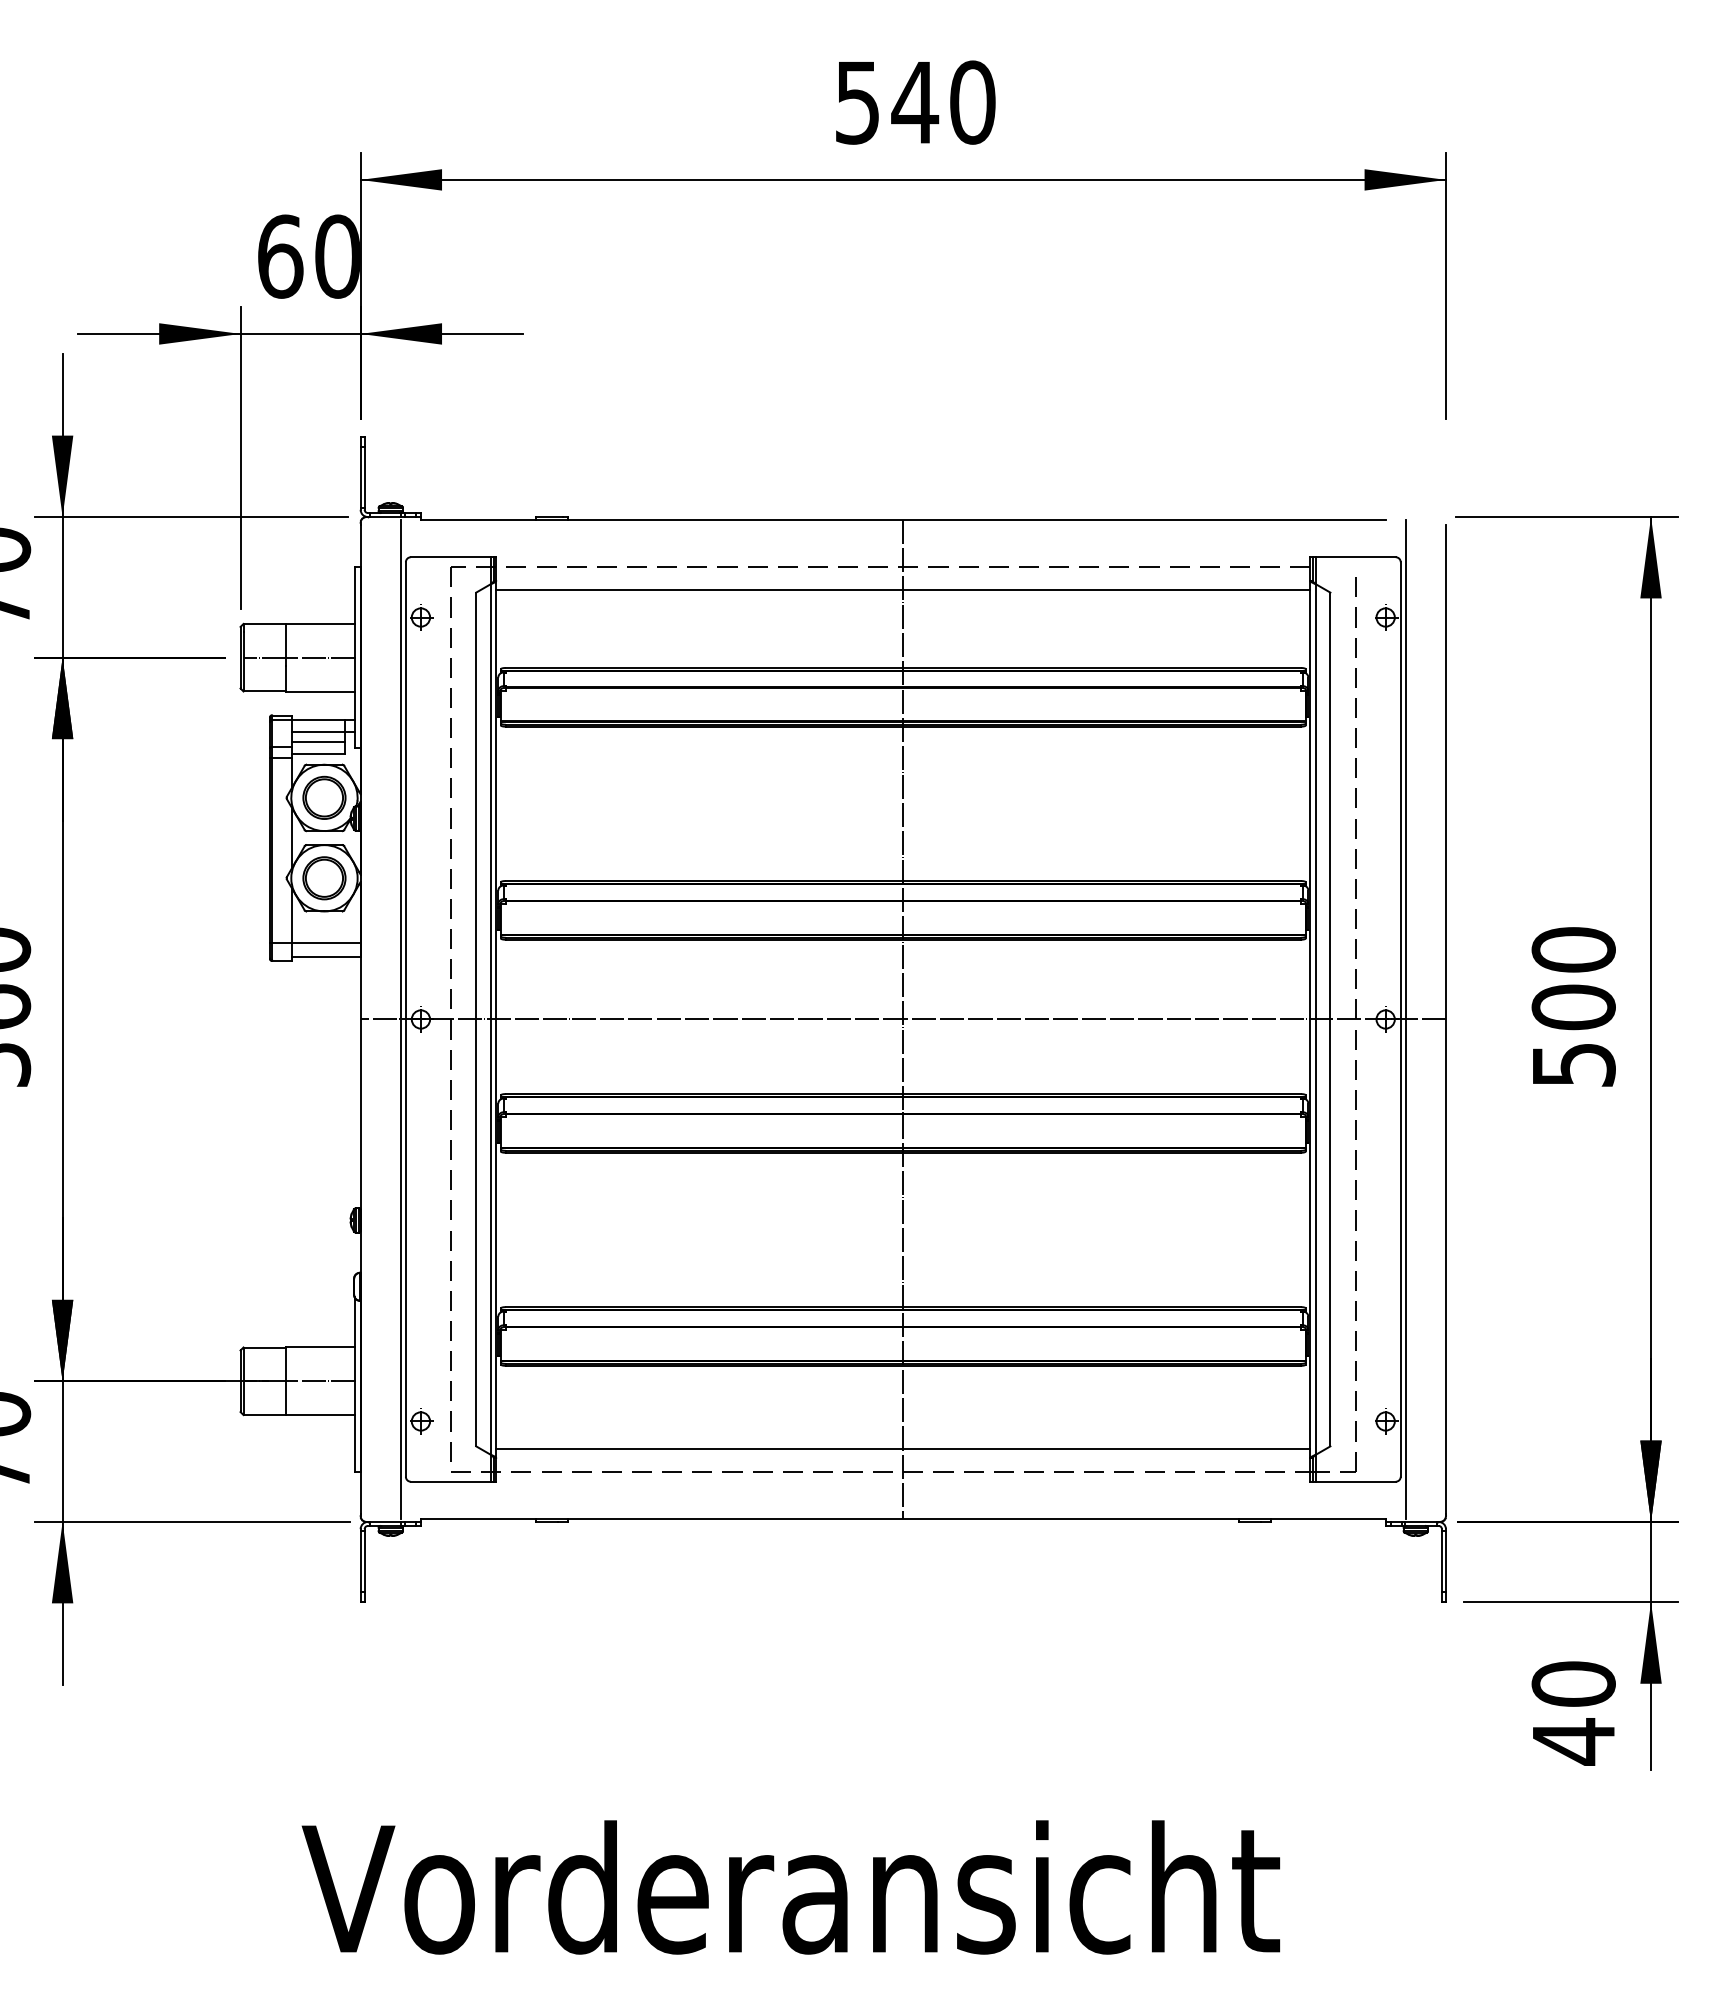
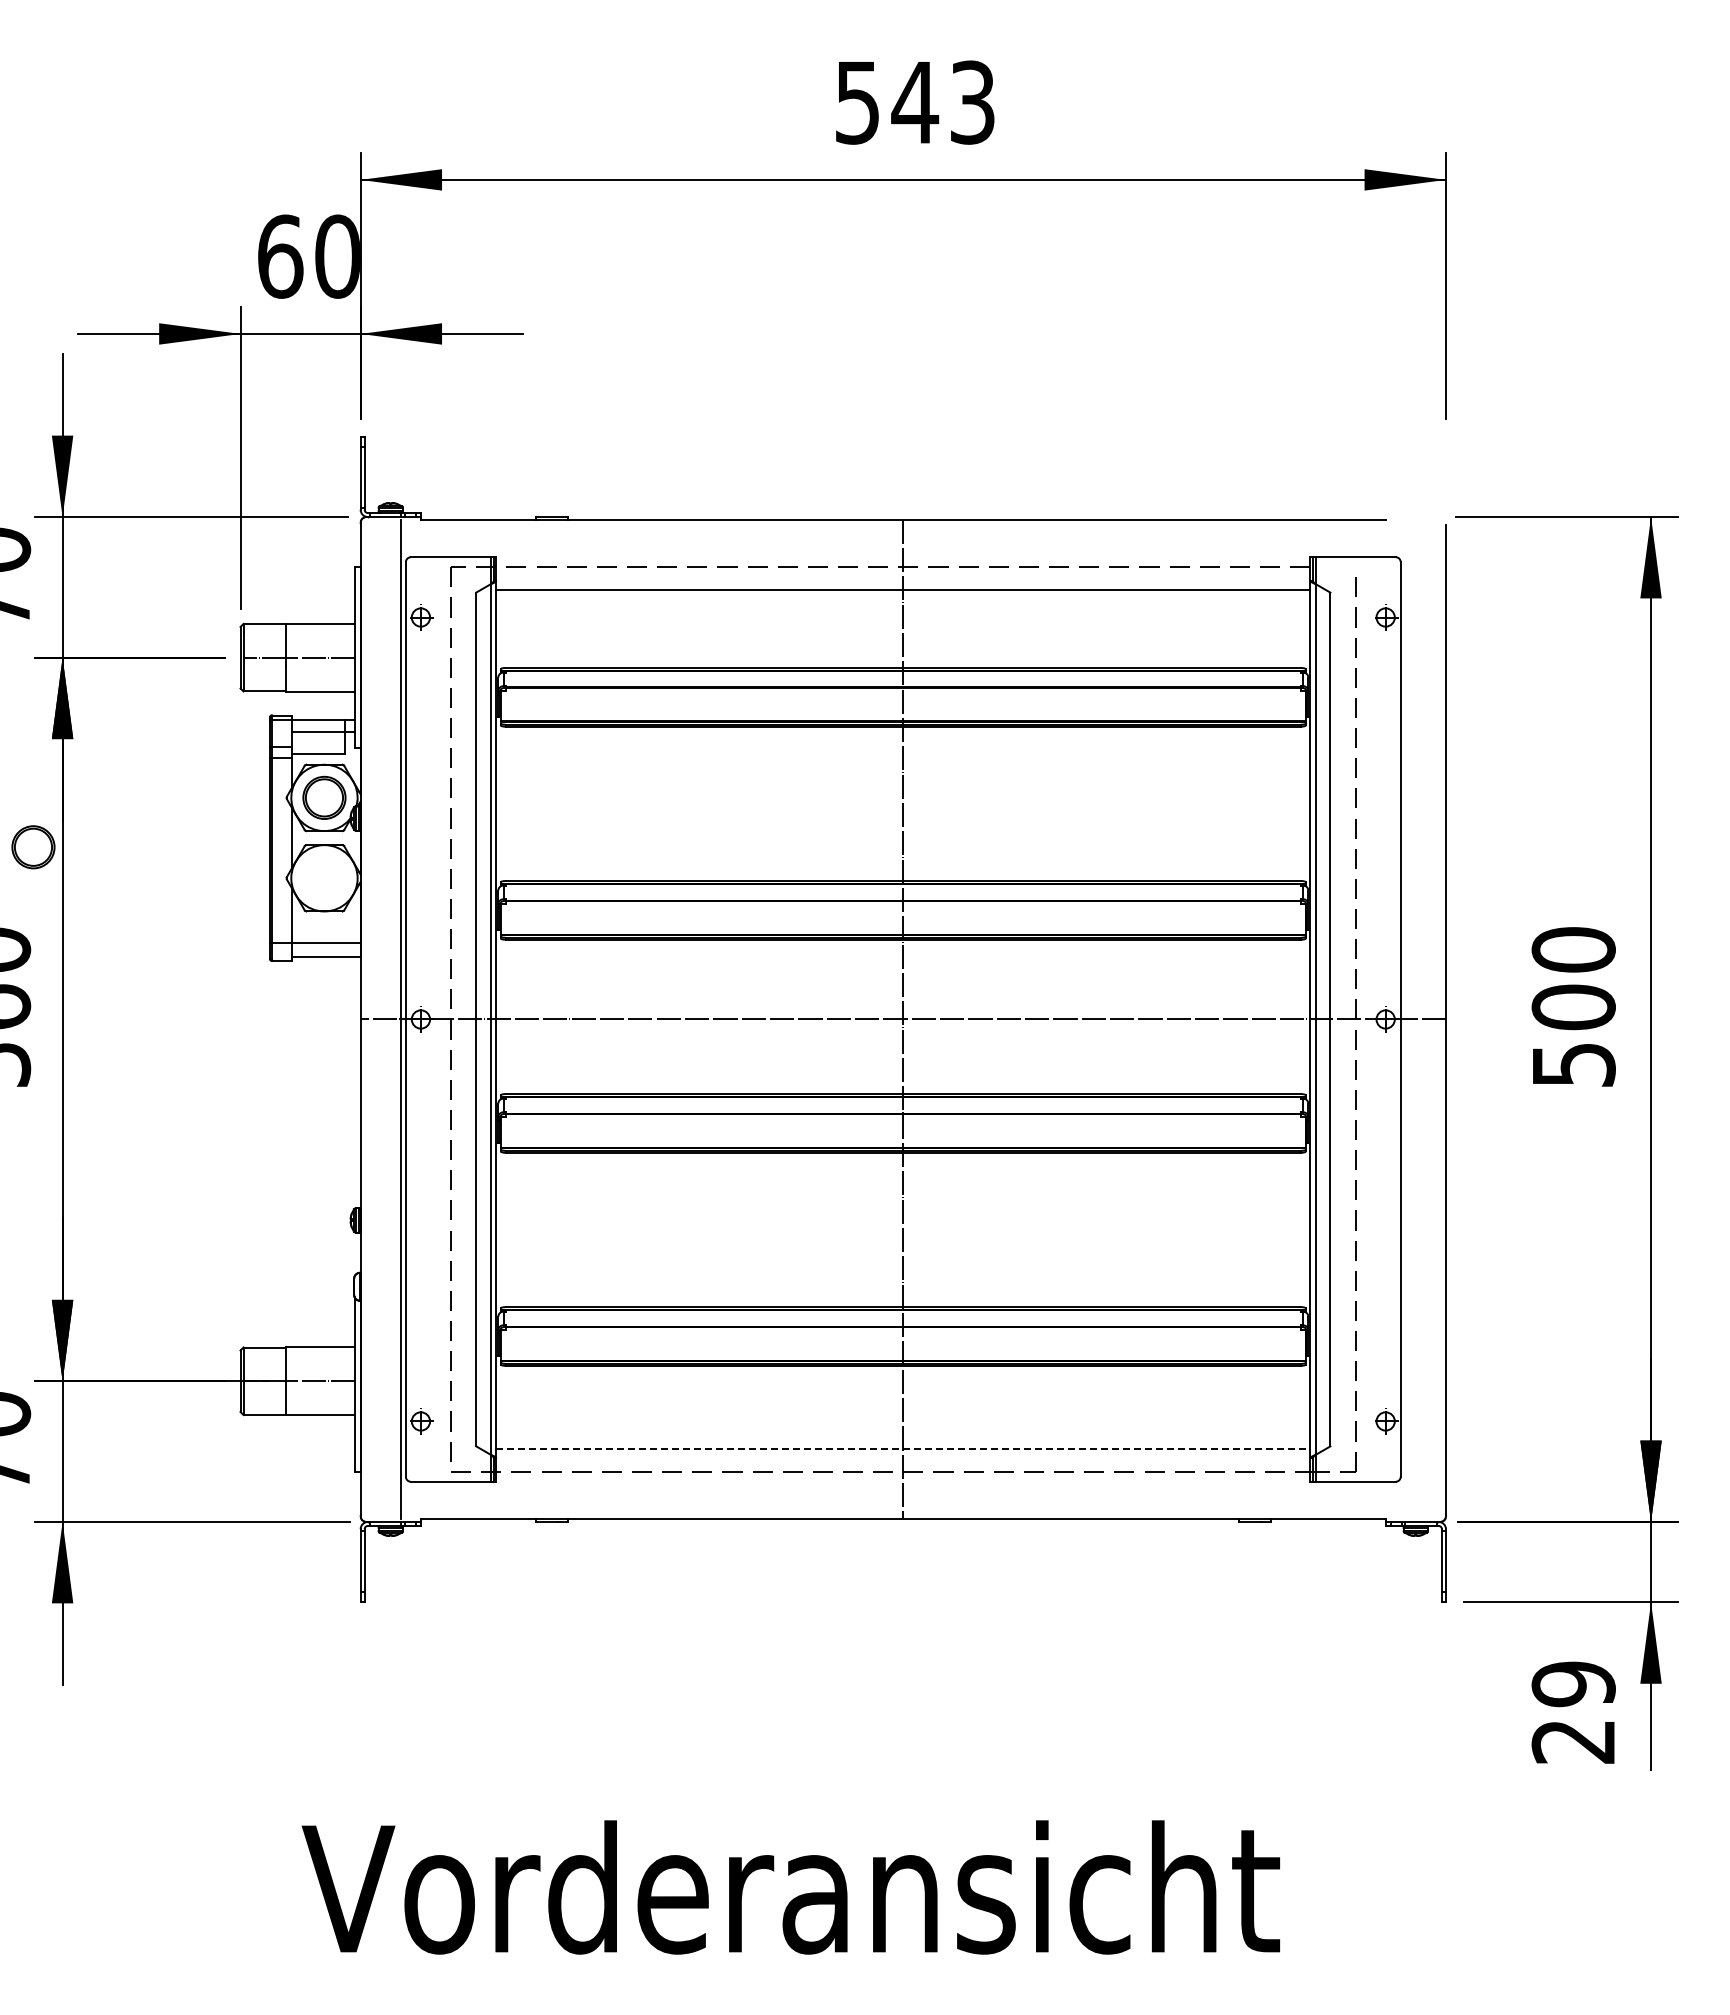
text: 540 -> 543 (972, 102)
line: present -> none (318, 741)
part position: (324, 878) -> (33, 847) (33, 847)
line: present -> none (1405, 1019)
line: solid -> dashed (903, 1449)
text: 40 -> 29 (1573, 1713)
